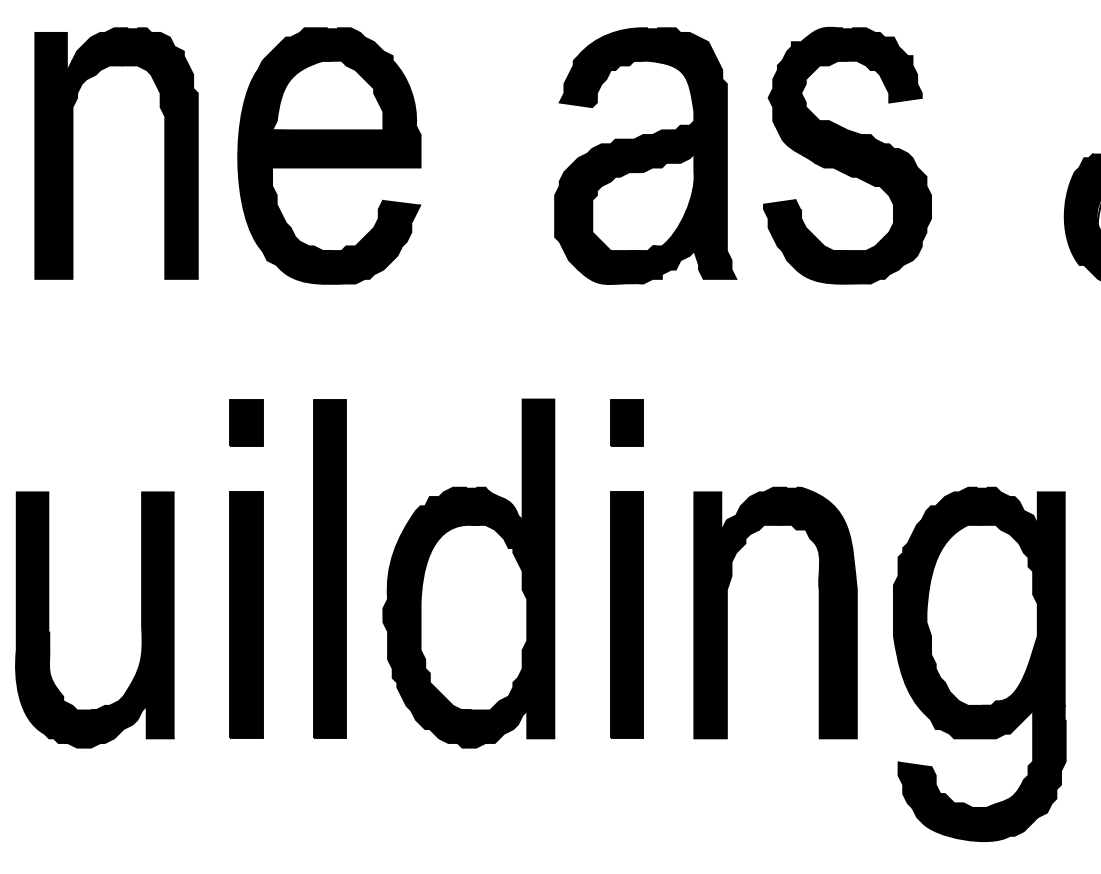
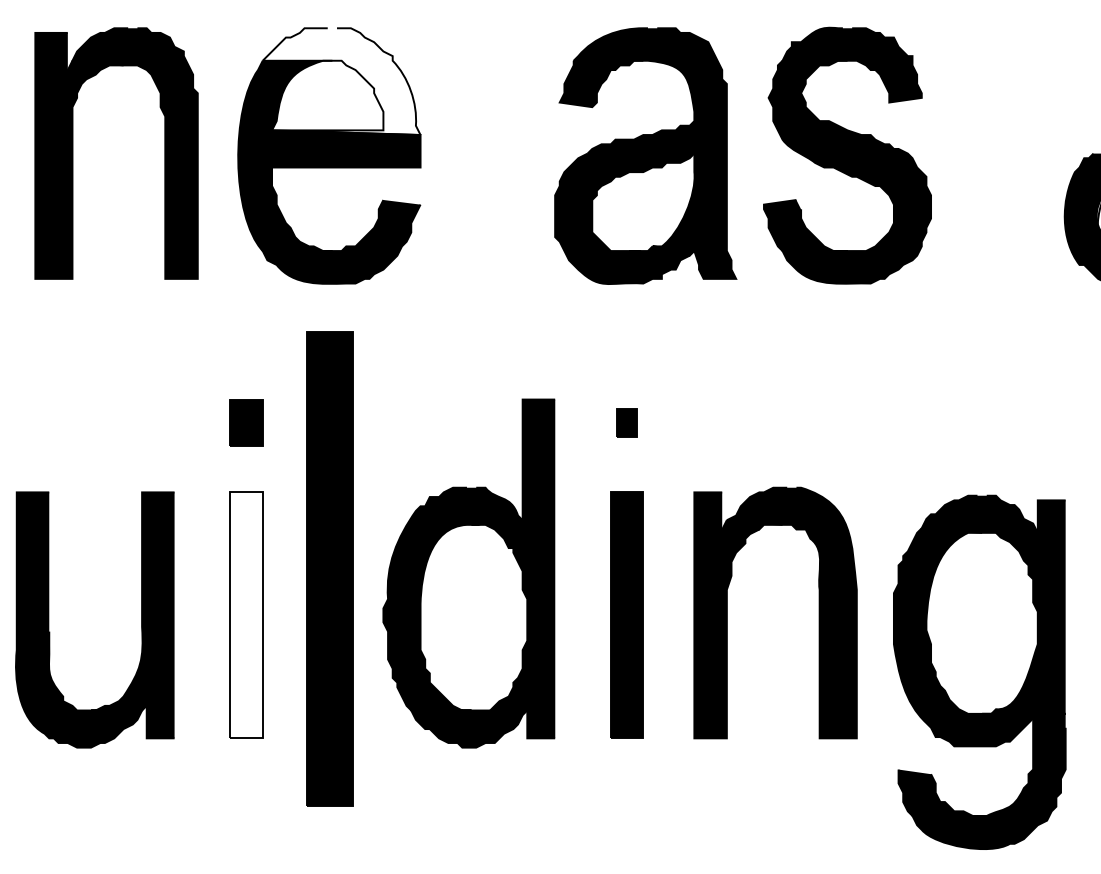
fill: present -> none (341, 81)
part size: 34x48 px -> 22x30 px (626, 422)
part size: 34x340 px -> 48x476 px (329, 568)
fill: present -> none (246, 615)
part position: (979, 663) -> (979, 671) (979, 671)
